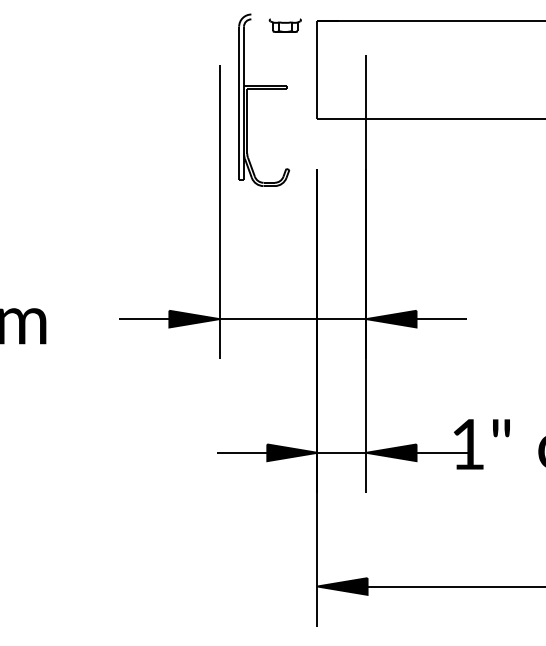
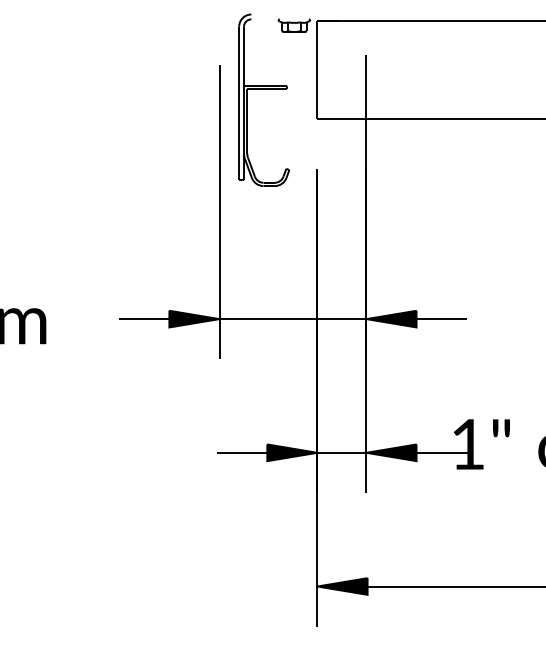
part position: (284, 25) -> (293, 25) (293, 25)
